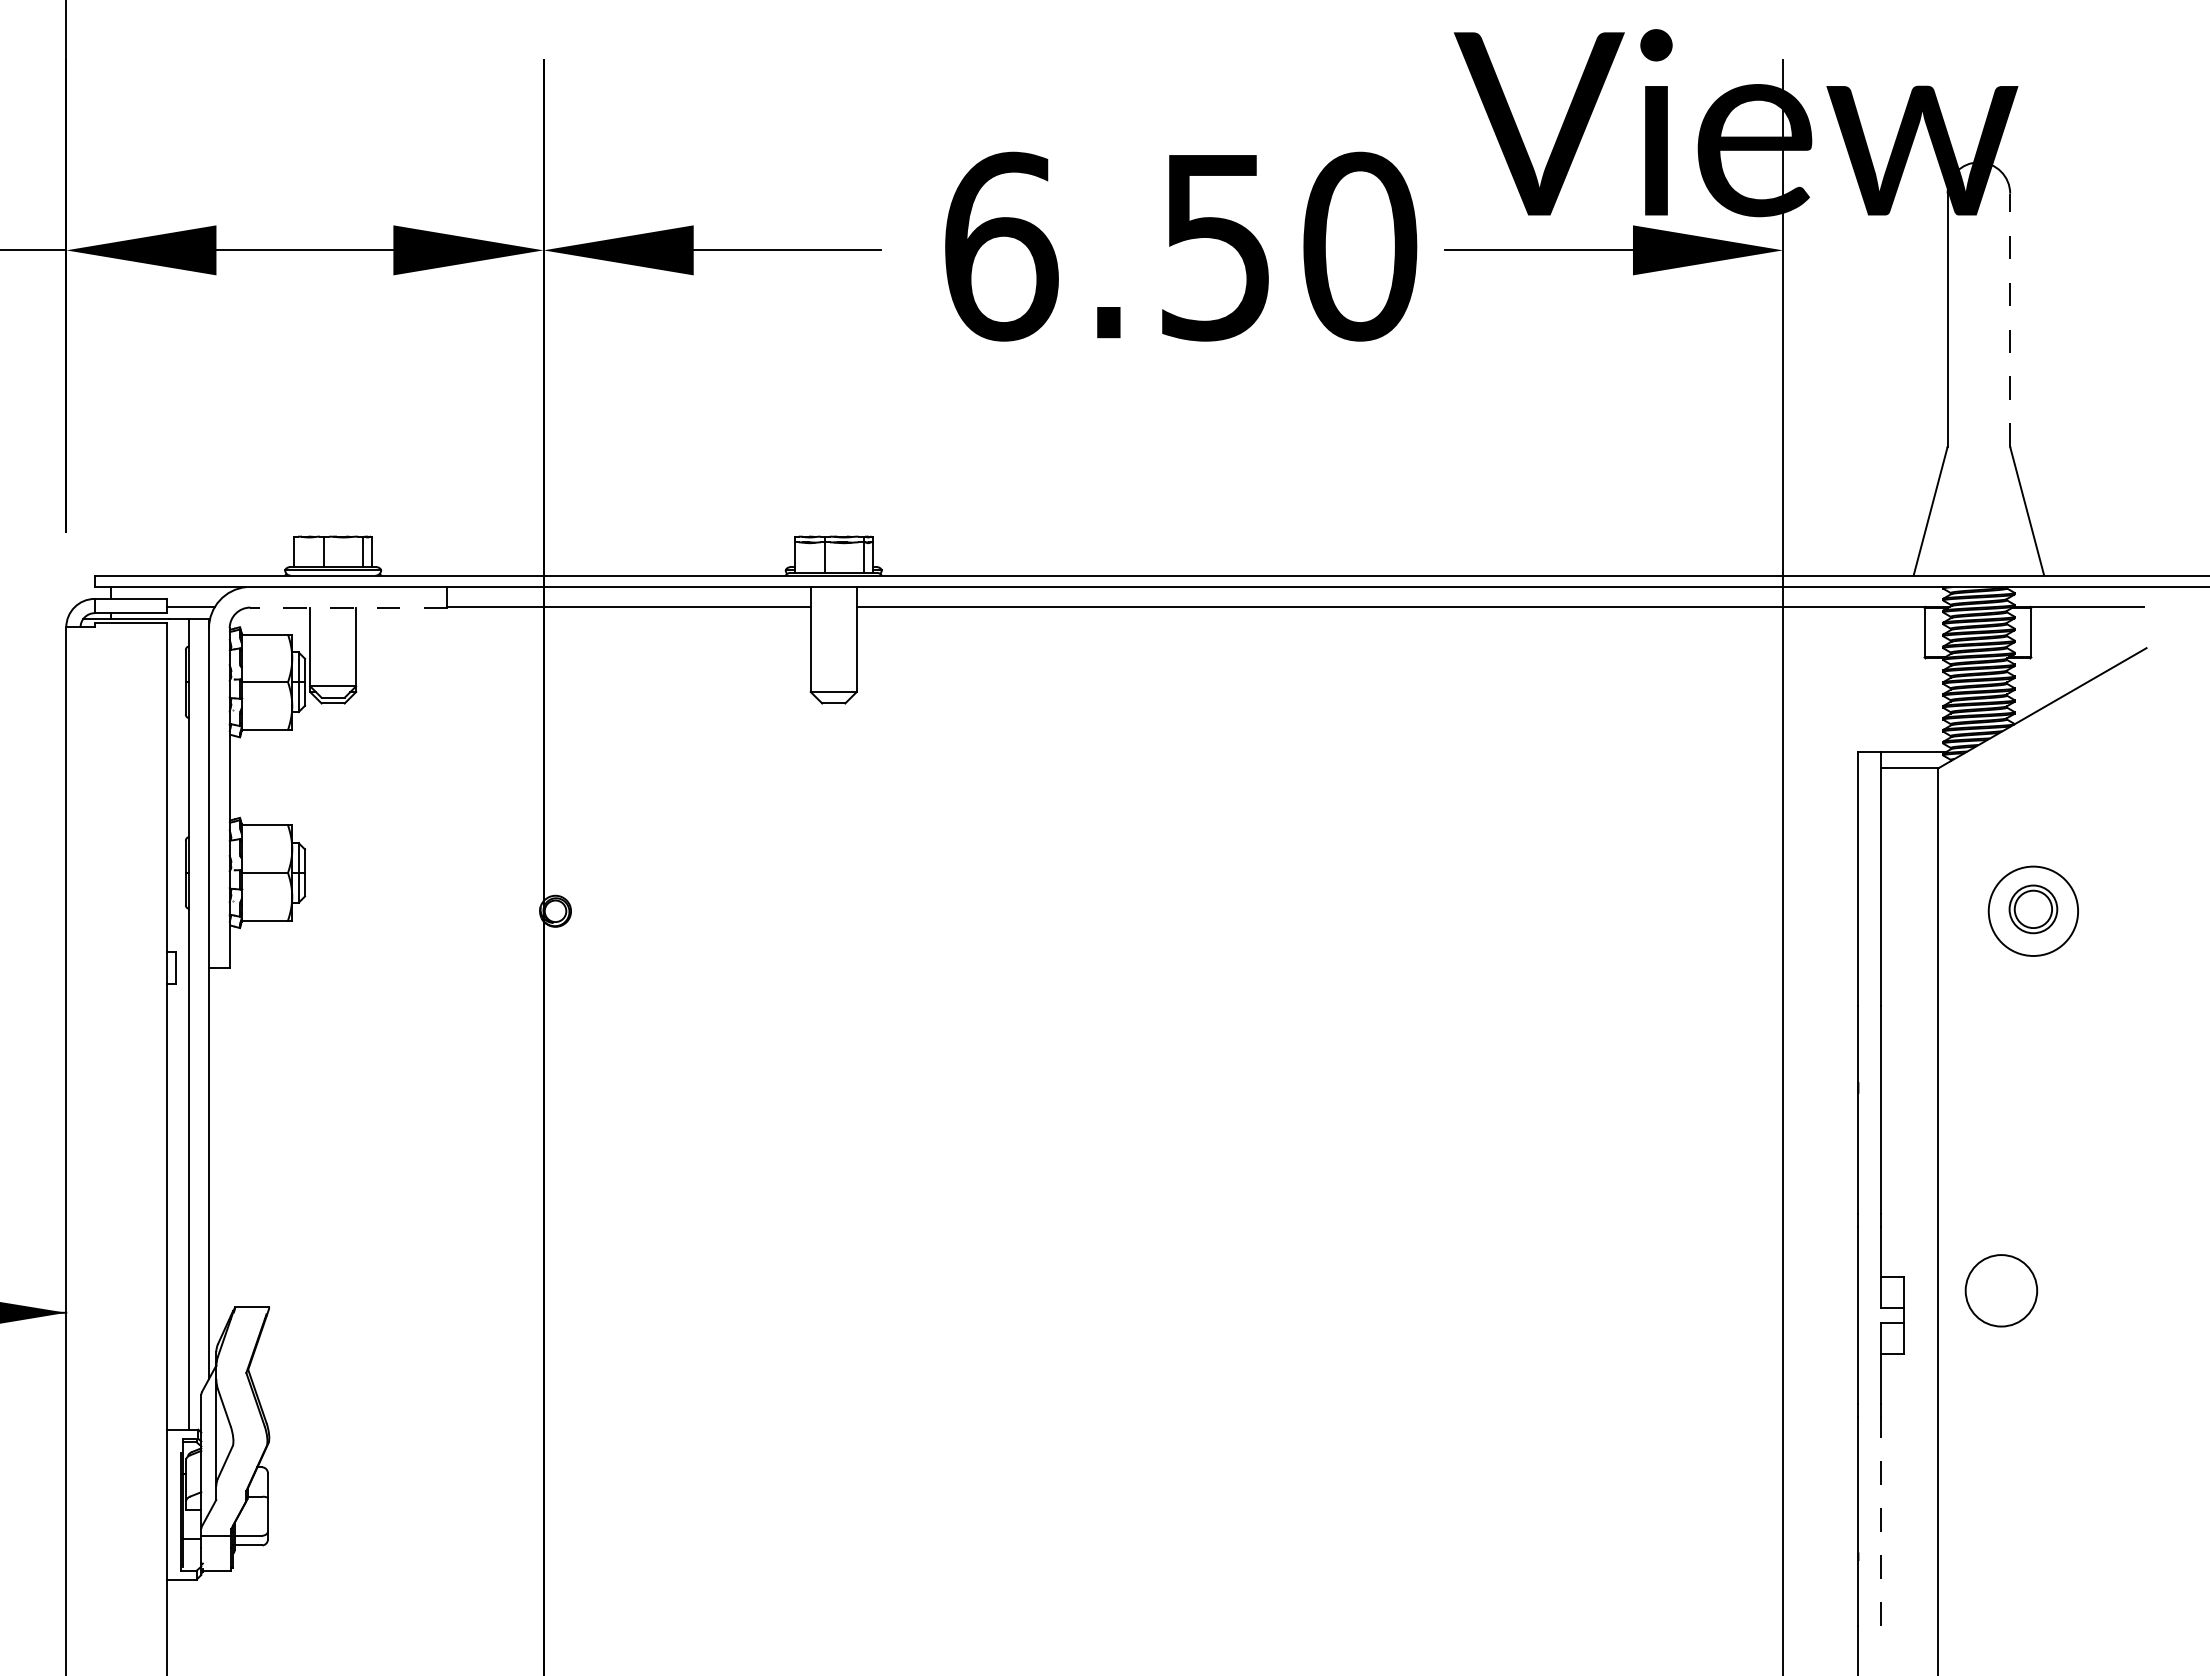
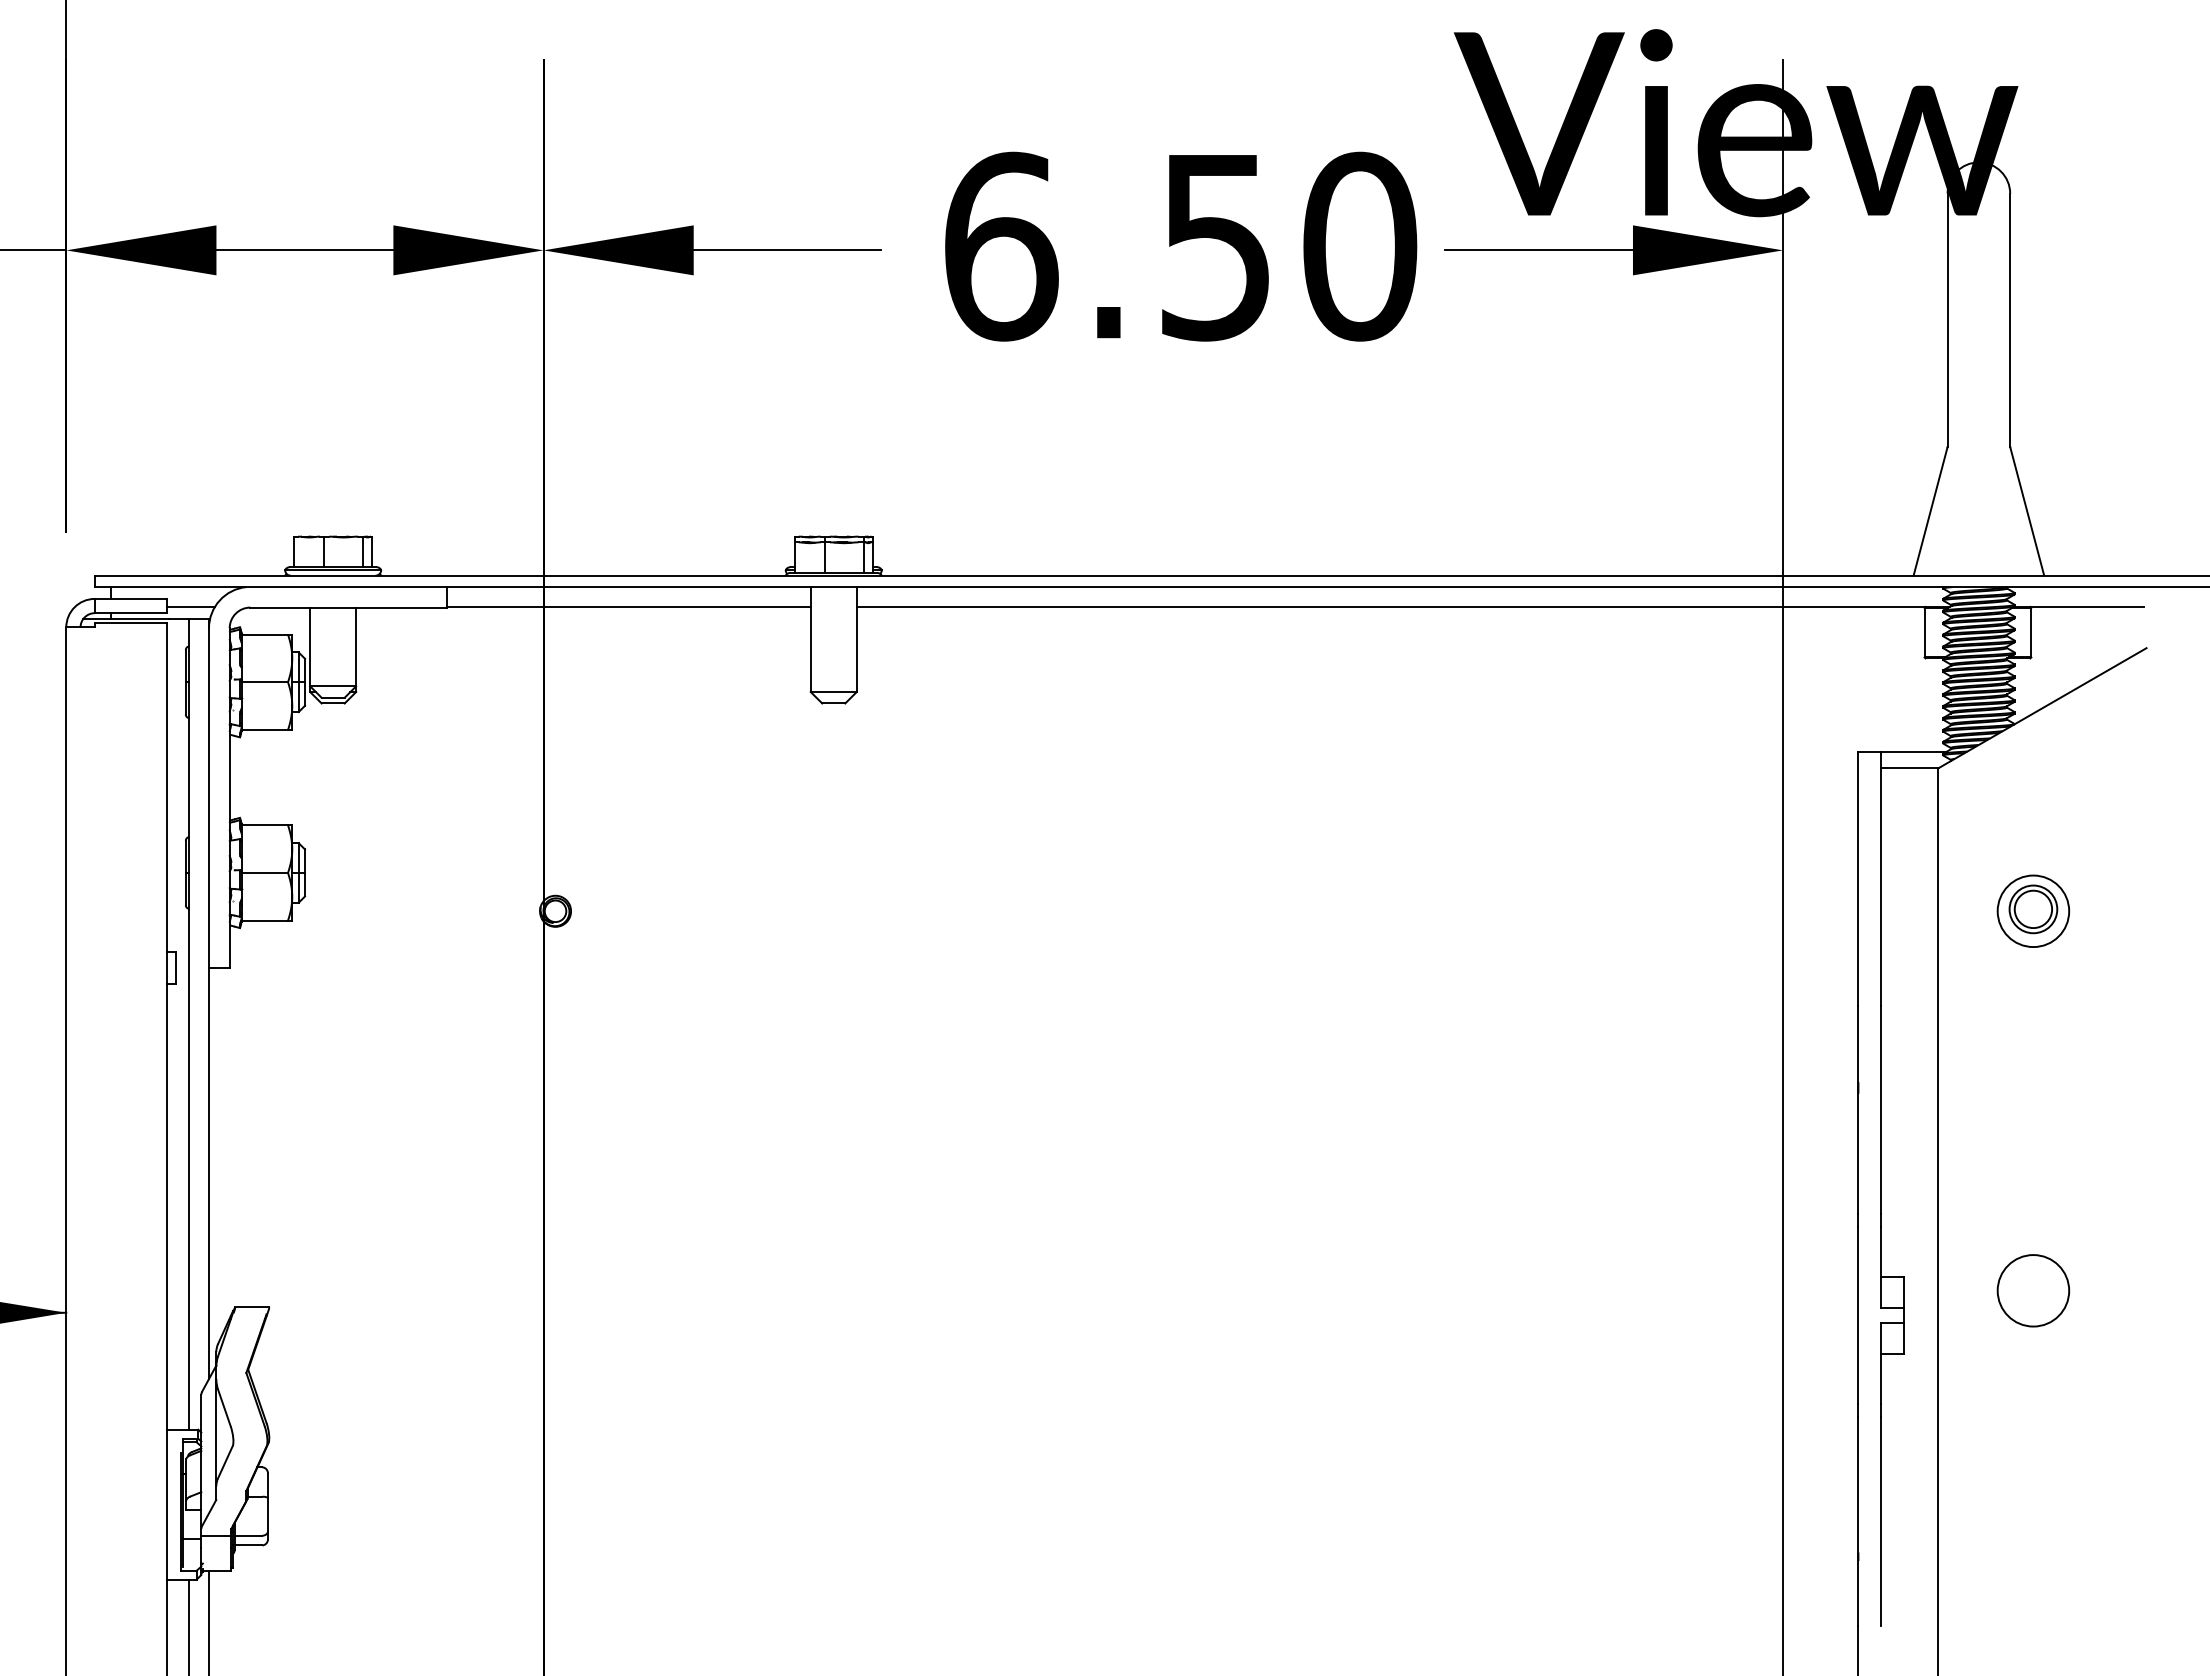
line: dashed -> solid (2010, 320)
line: dashed -> solid (348, 607)
circle diameter: 89 px -> 71 px (2033, 911)
circle position: (2001, 1290) -> (2033, 1290) (2033, 1290)
line: dashed -> solid (1881, 1520)
line: none -> present (209, 1621)
line: none -> present (189, 1625)
